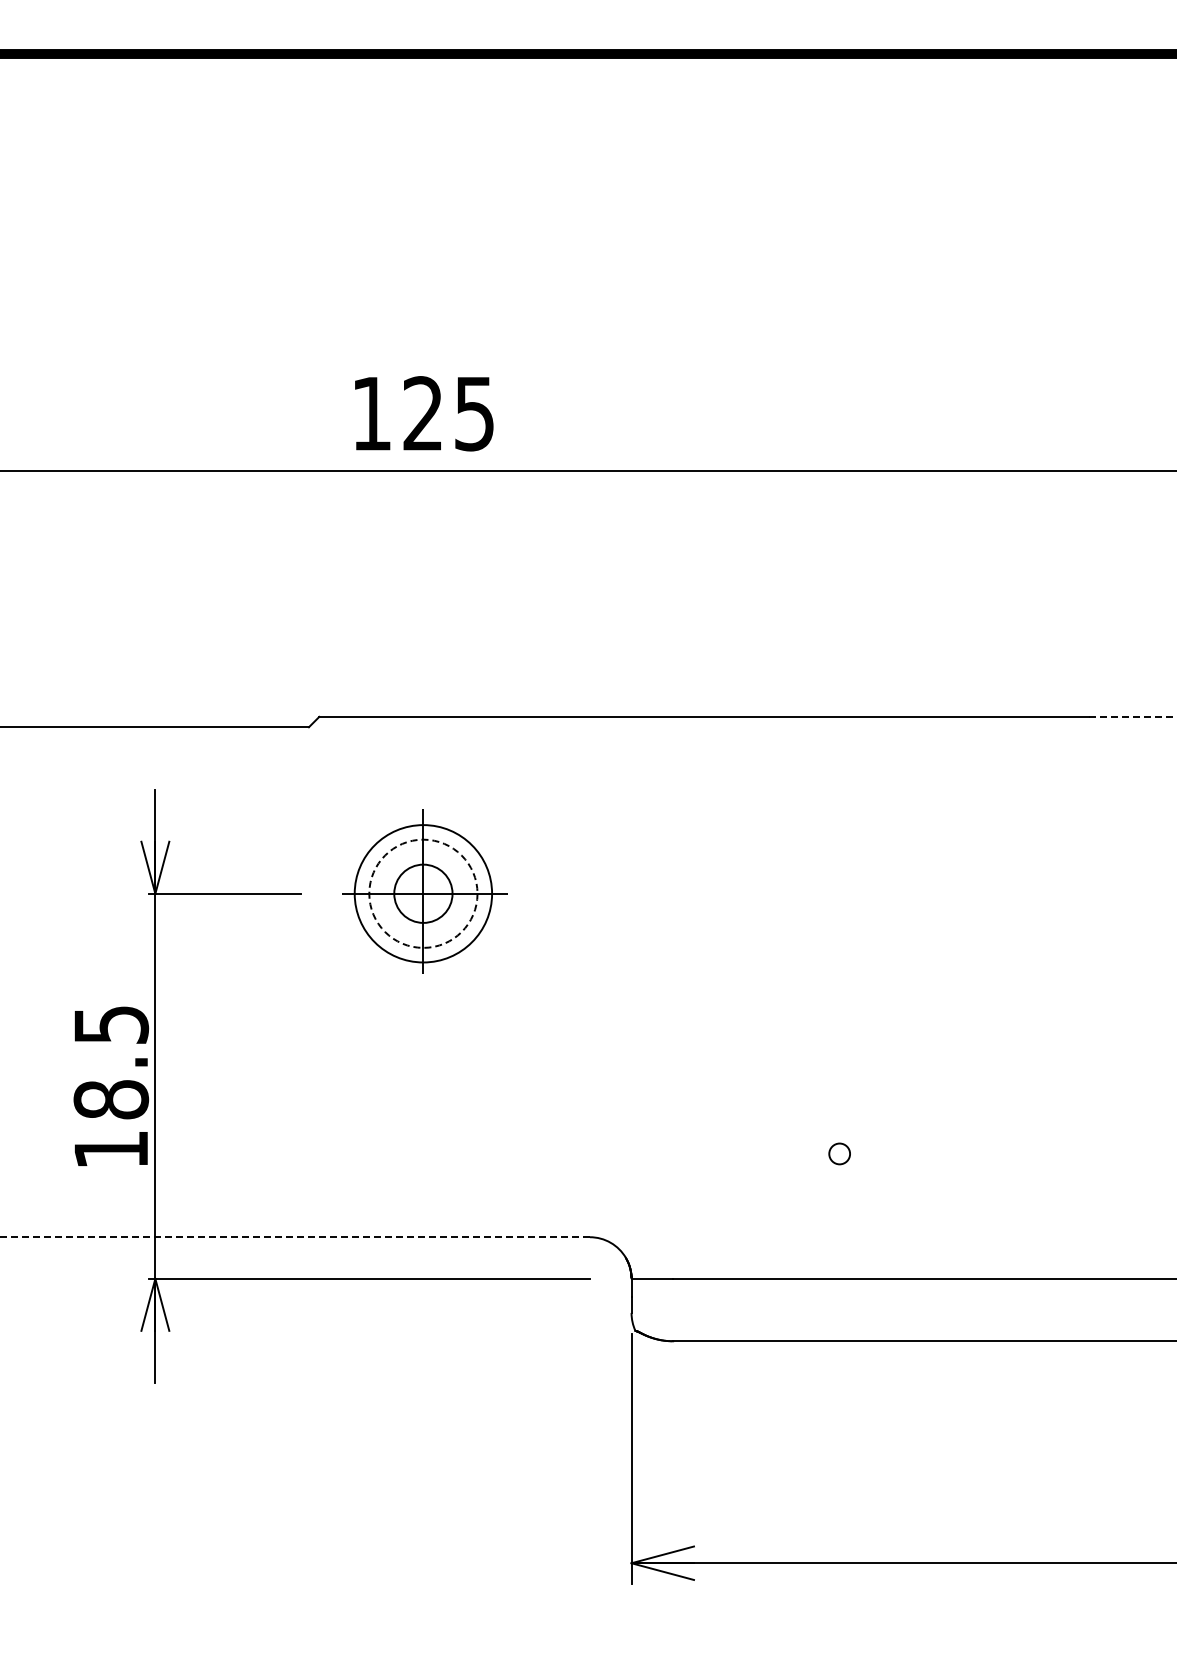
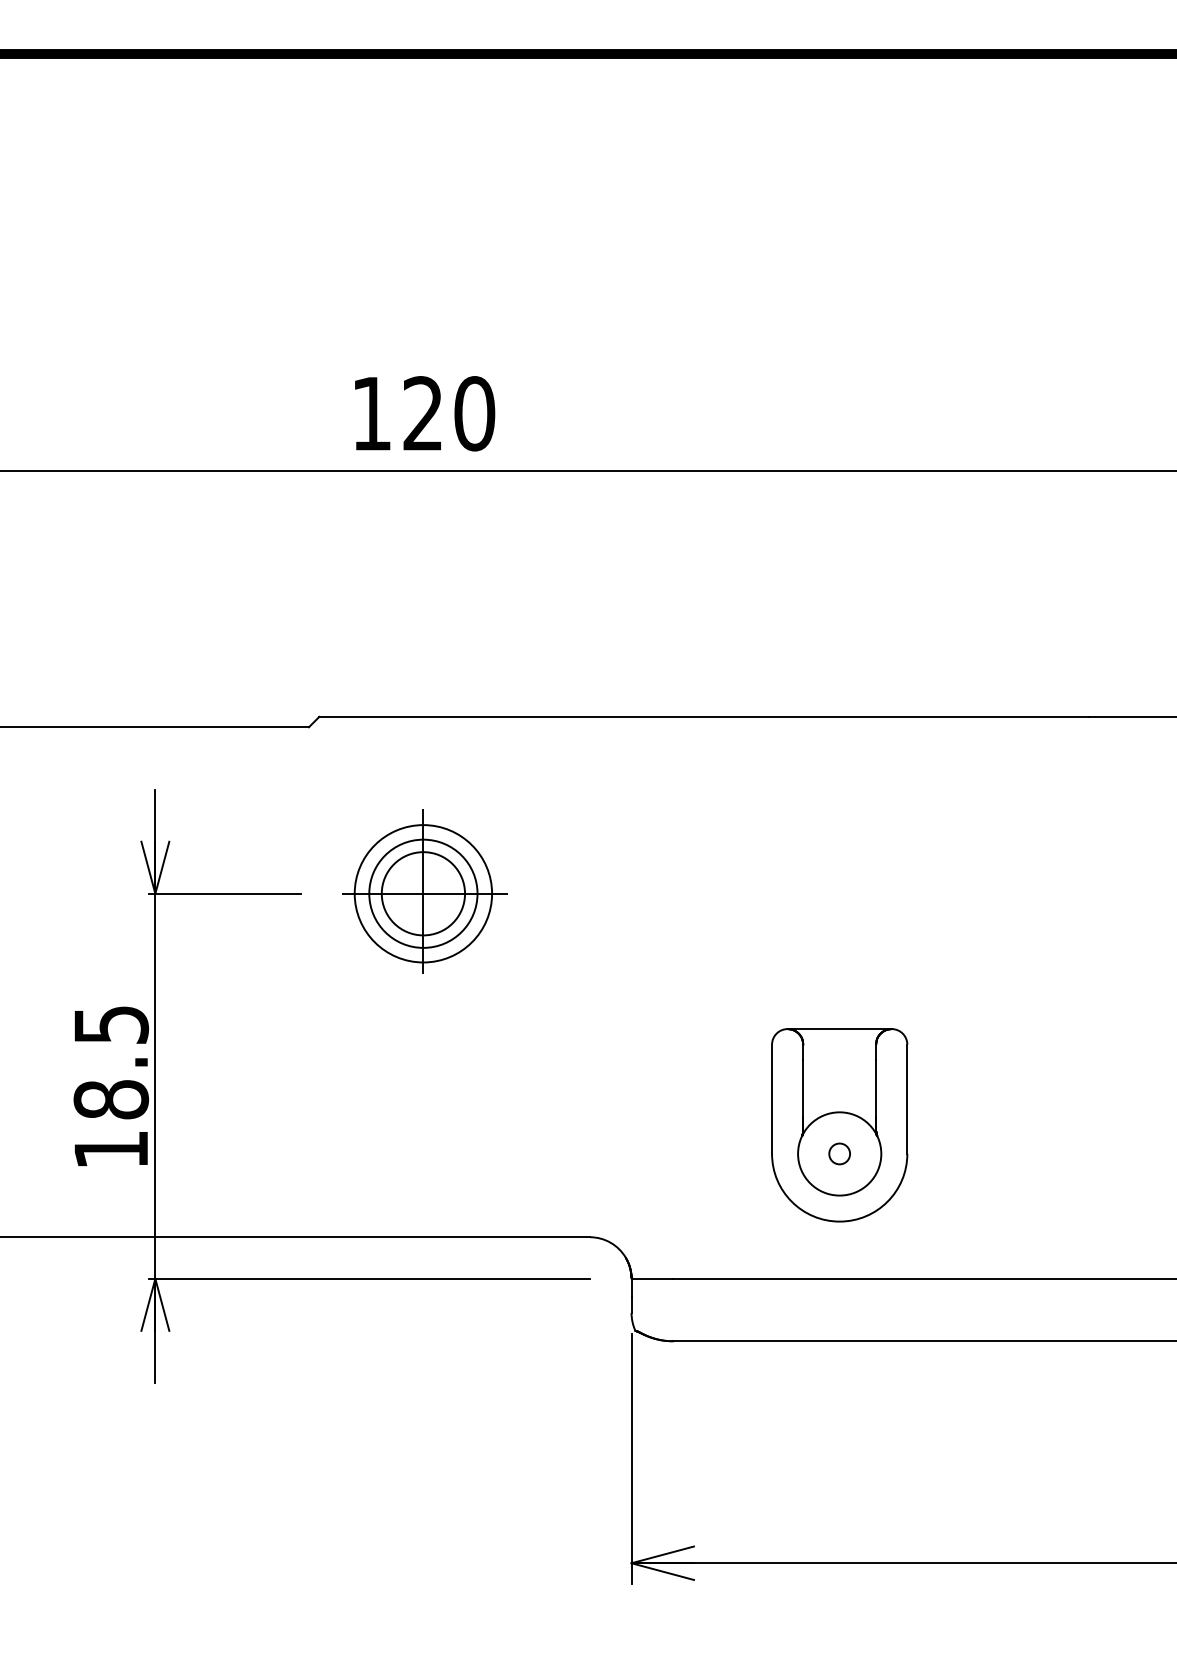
text: 125 -> 120 (474, 413)
line: dashed -> solid (1132, 716)
circle diameter: 58 px -> 83 px (423, 893)
circle: dashed -> solid (423, 893)
part: none -> present (839, 1125)
line: dashed -> solid (295, 1237)
